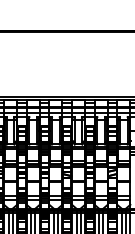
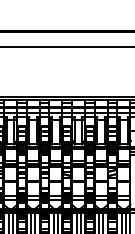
line: none -> present (66, 47)
